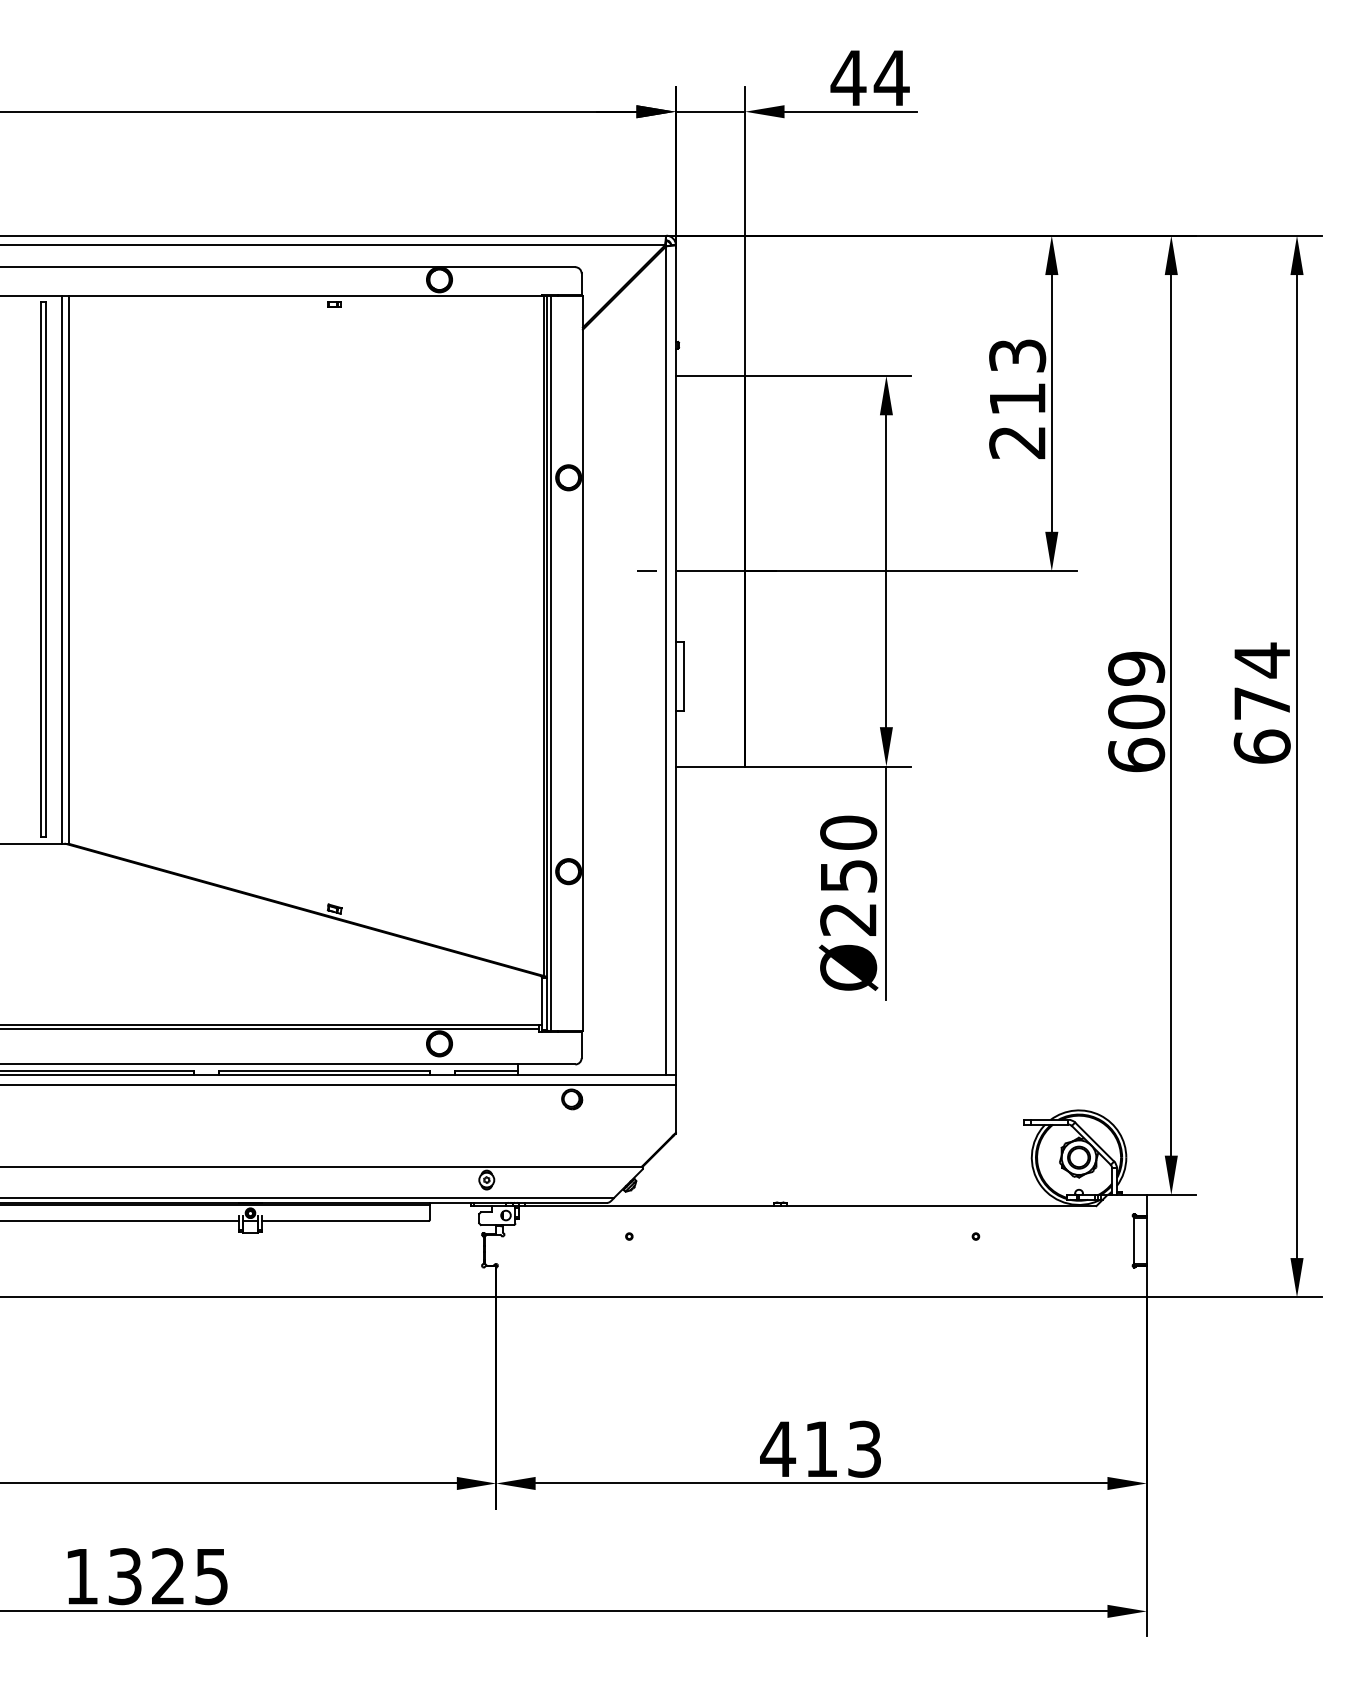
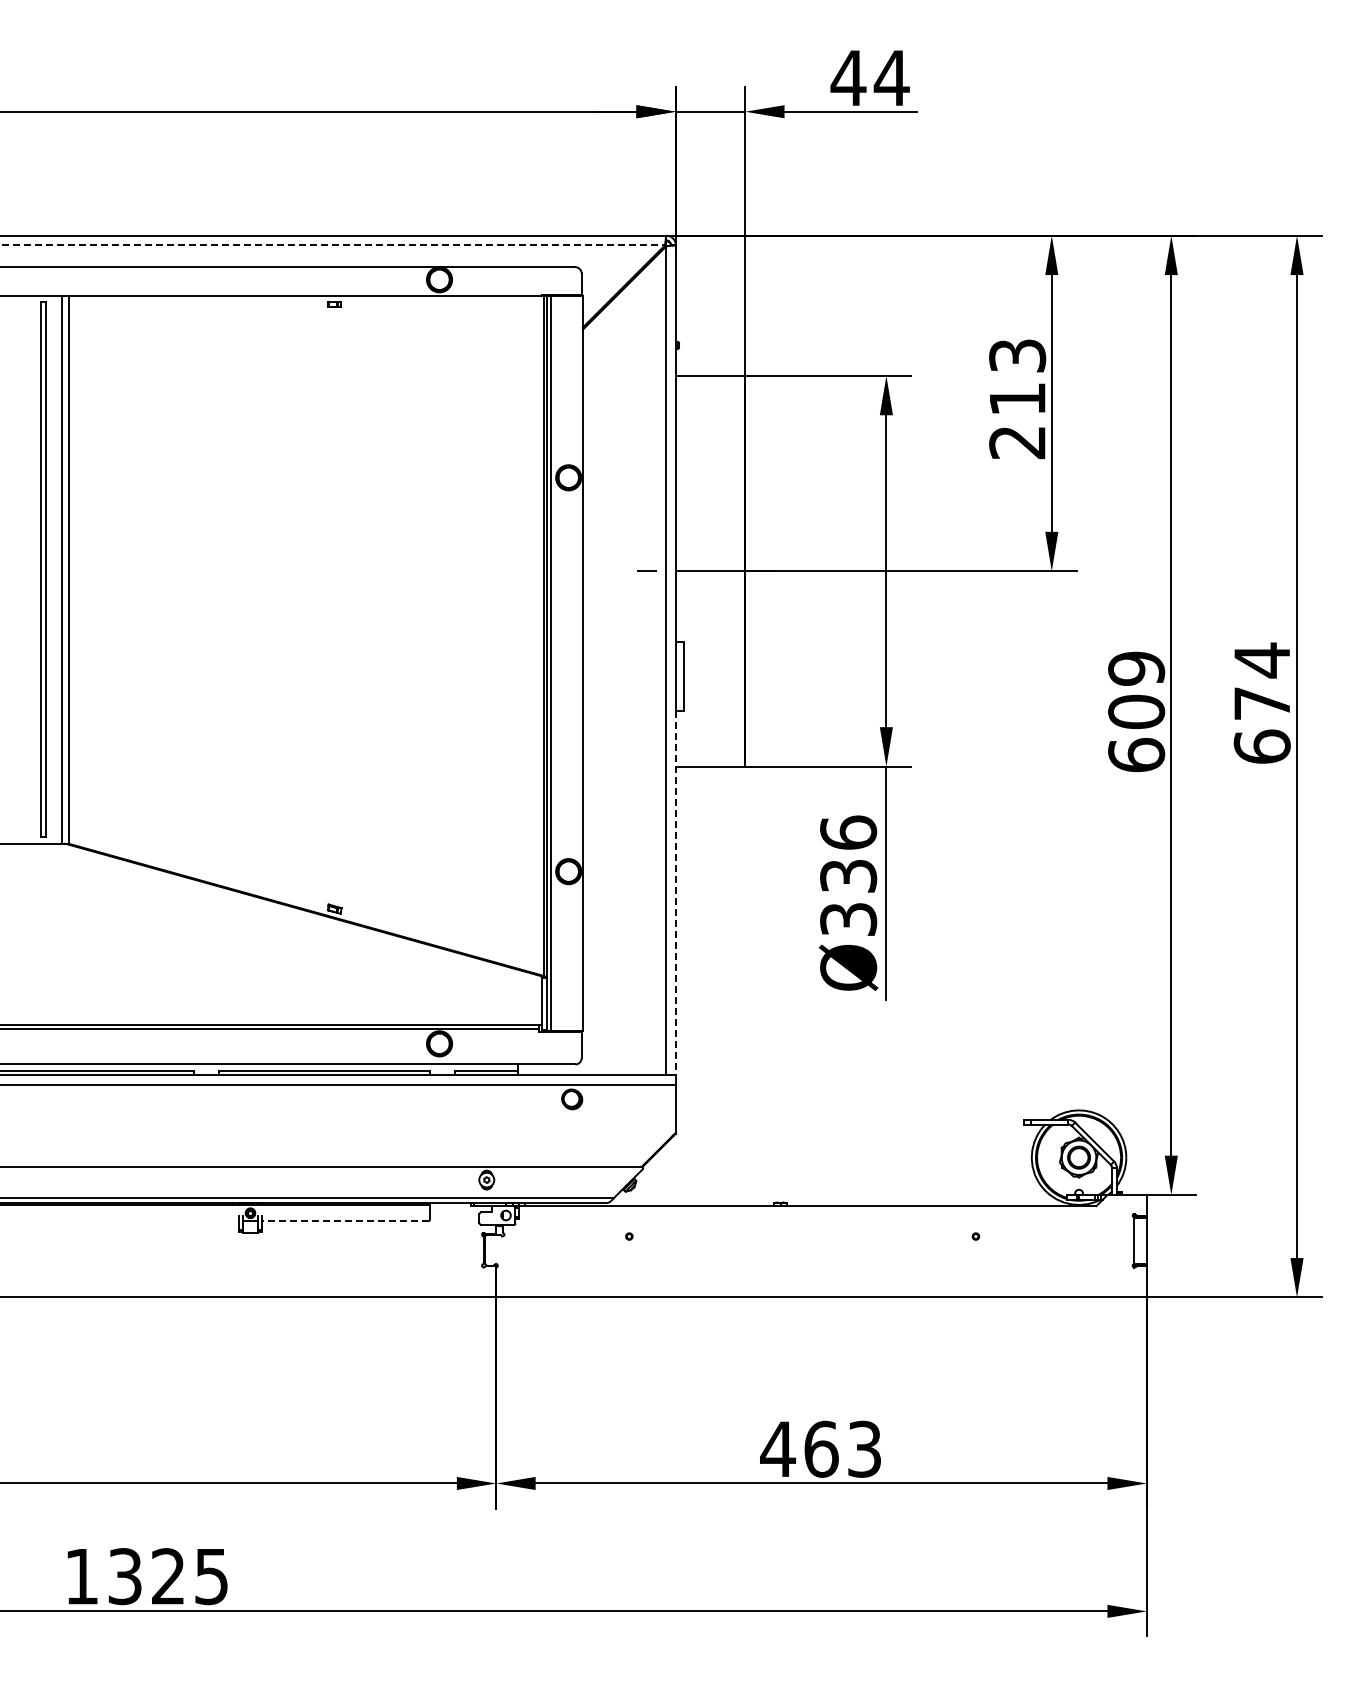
line: solid -> dashed (333, 245)
text: Ø250 -> Ø336 (848, 875)
line: solid -> dashed (675, 893)
line: present -> none (120, 1221)
line: solid -> dashed (344, 1221)
text: 413 -> 463 (821, 1448)
